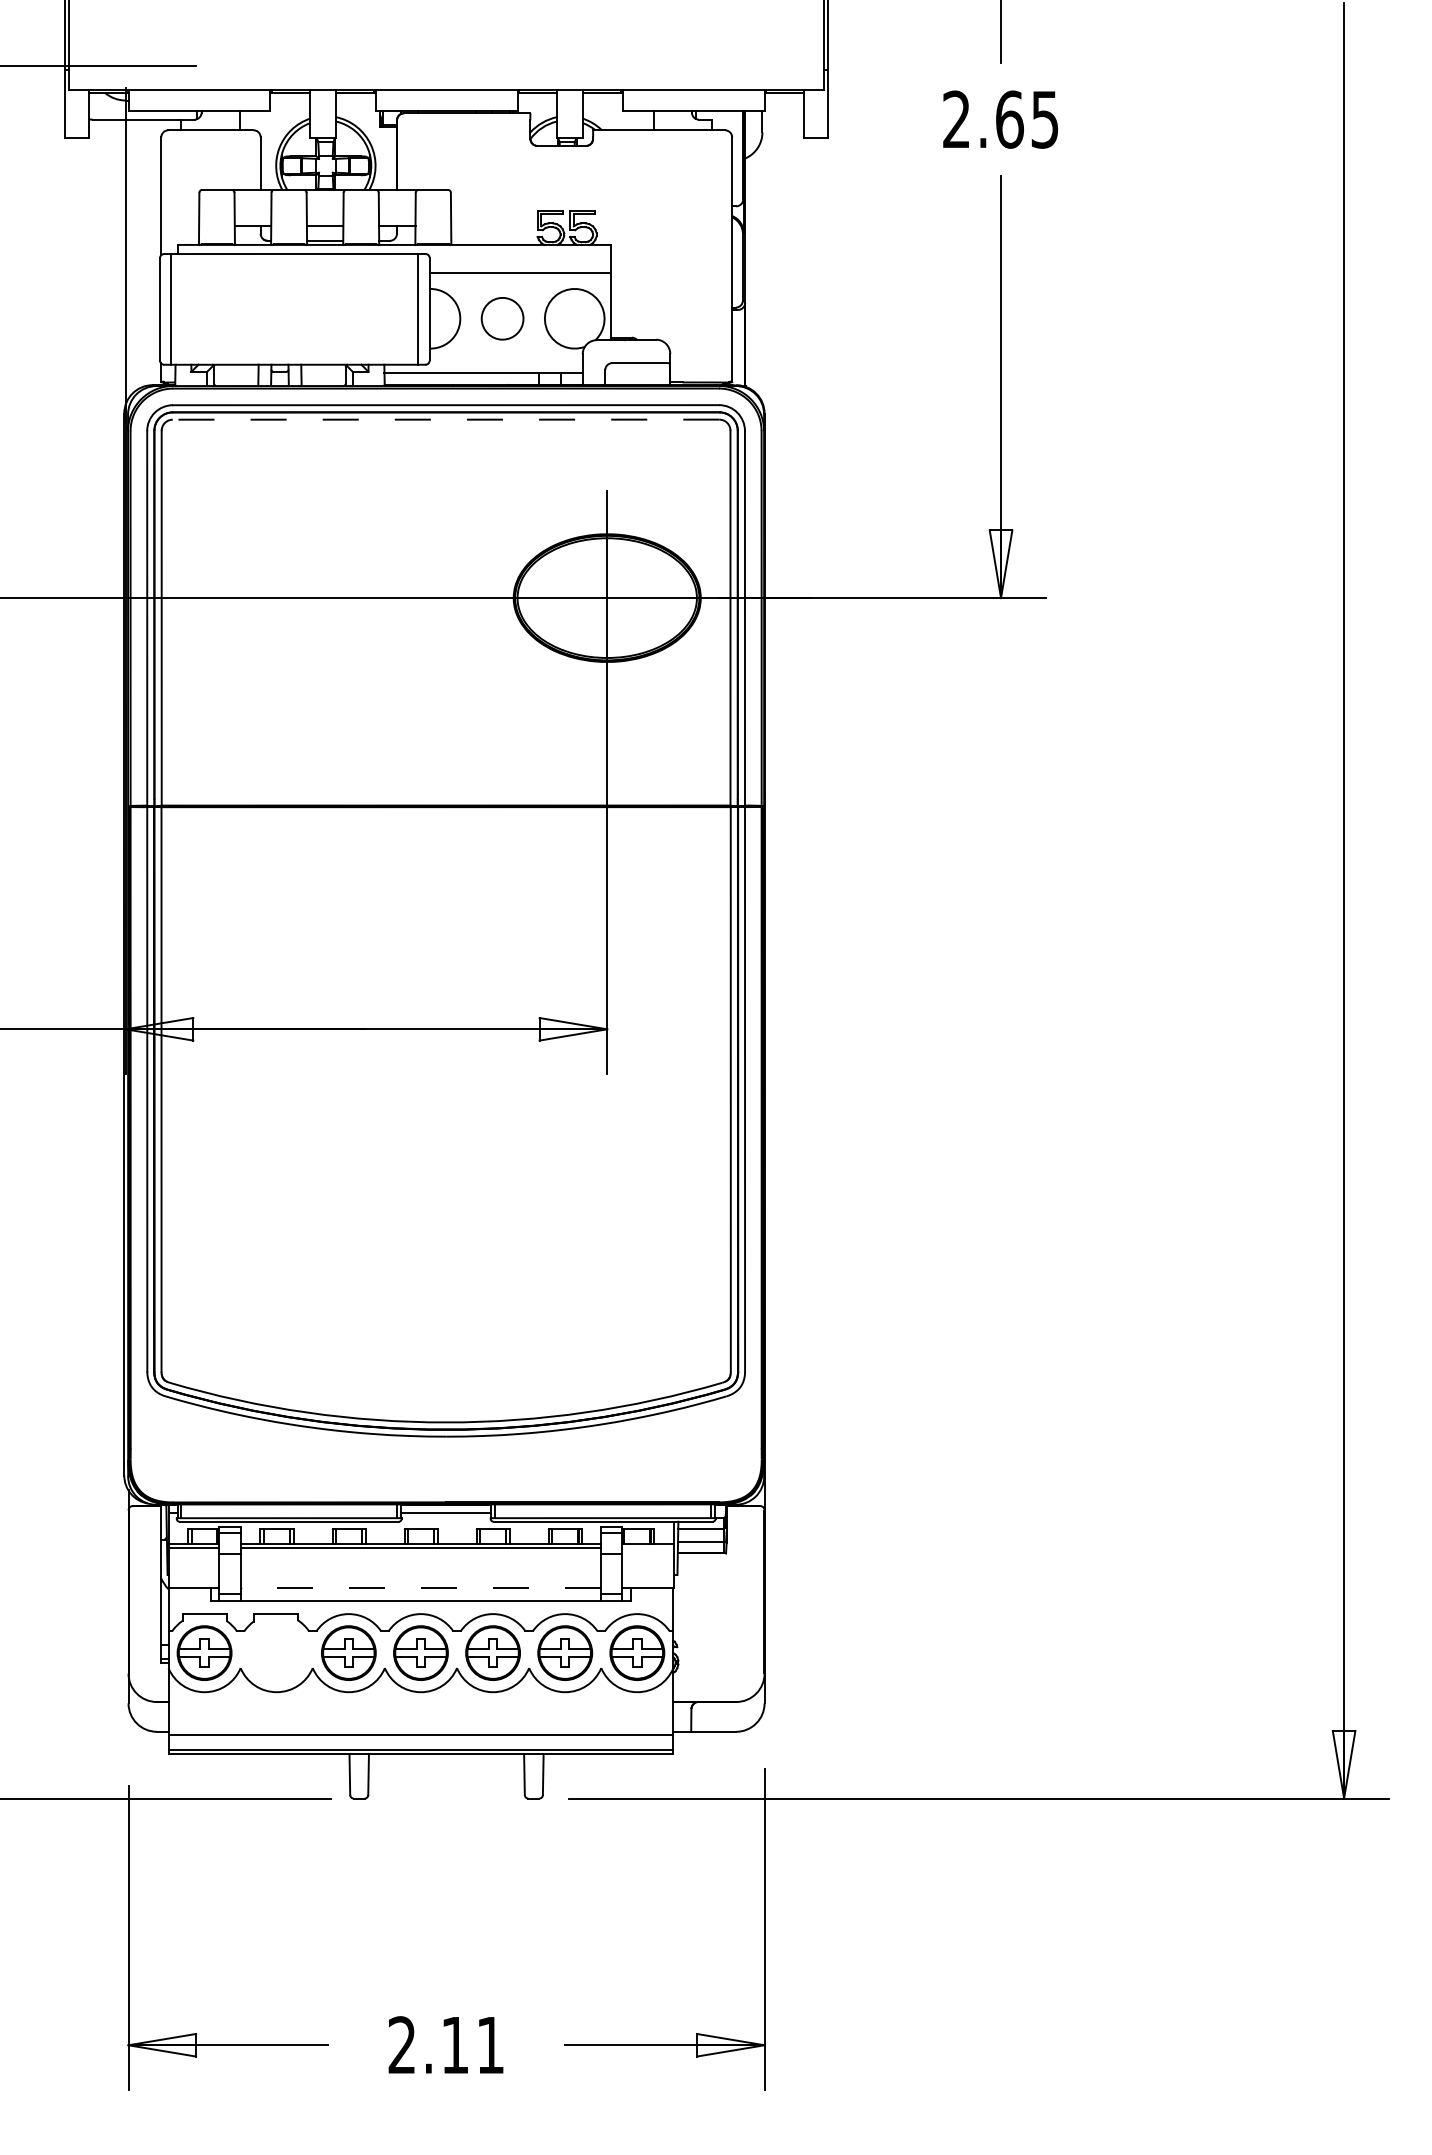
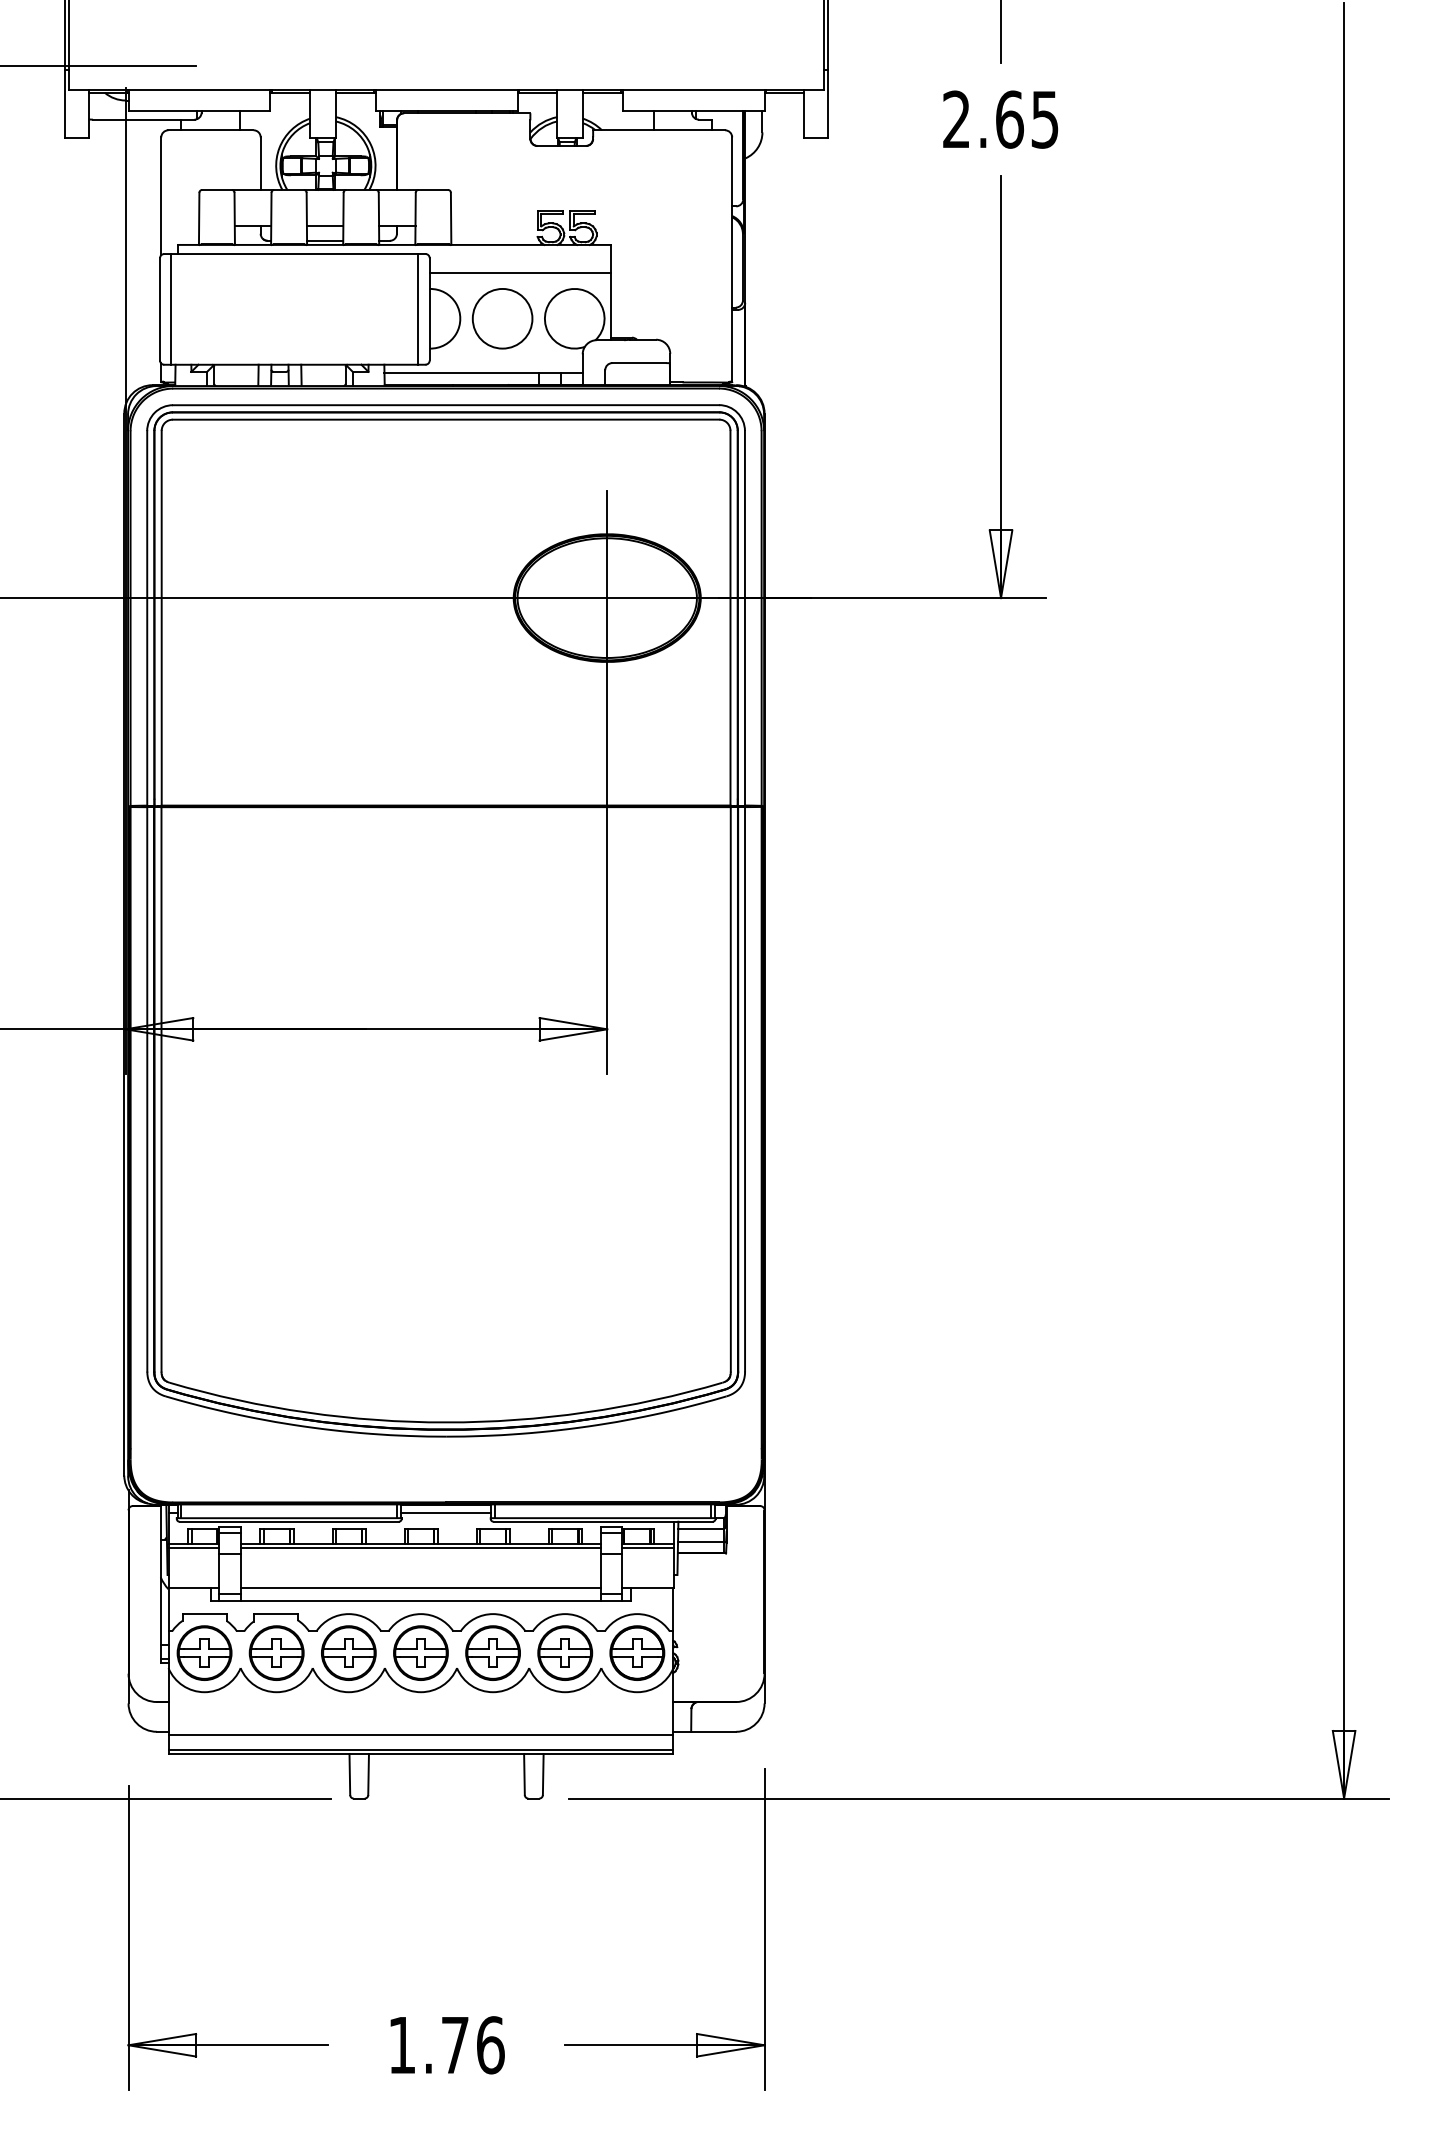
circle diameter: 42 px -> 60 px (502, 318)
line: dashed -> solid (445, 419)
line: none -> present (647, 1548)
line: dashed -> solid (420, 1587)
part: none -> present (276, 1652)
text: 2.11 -> 1.76 (446, 2045)
